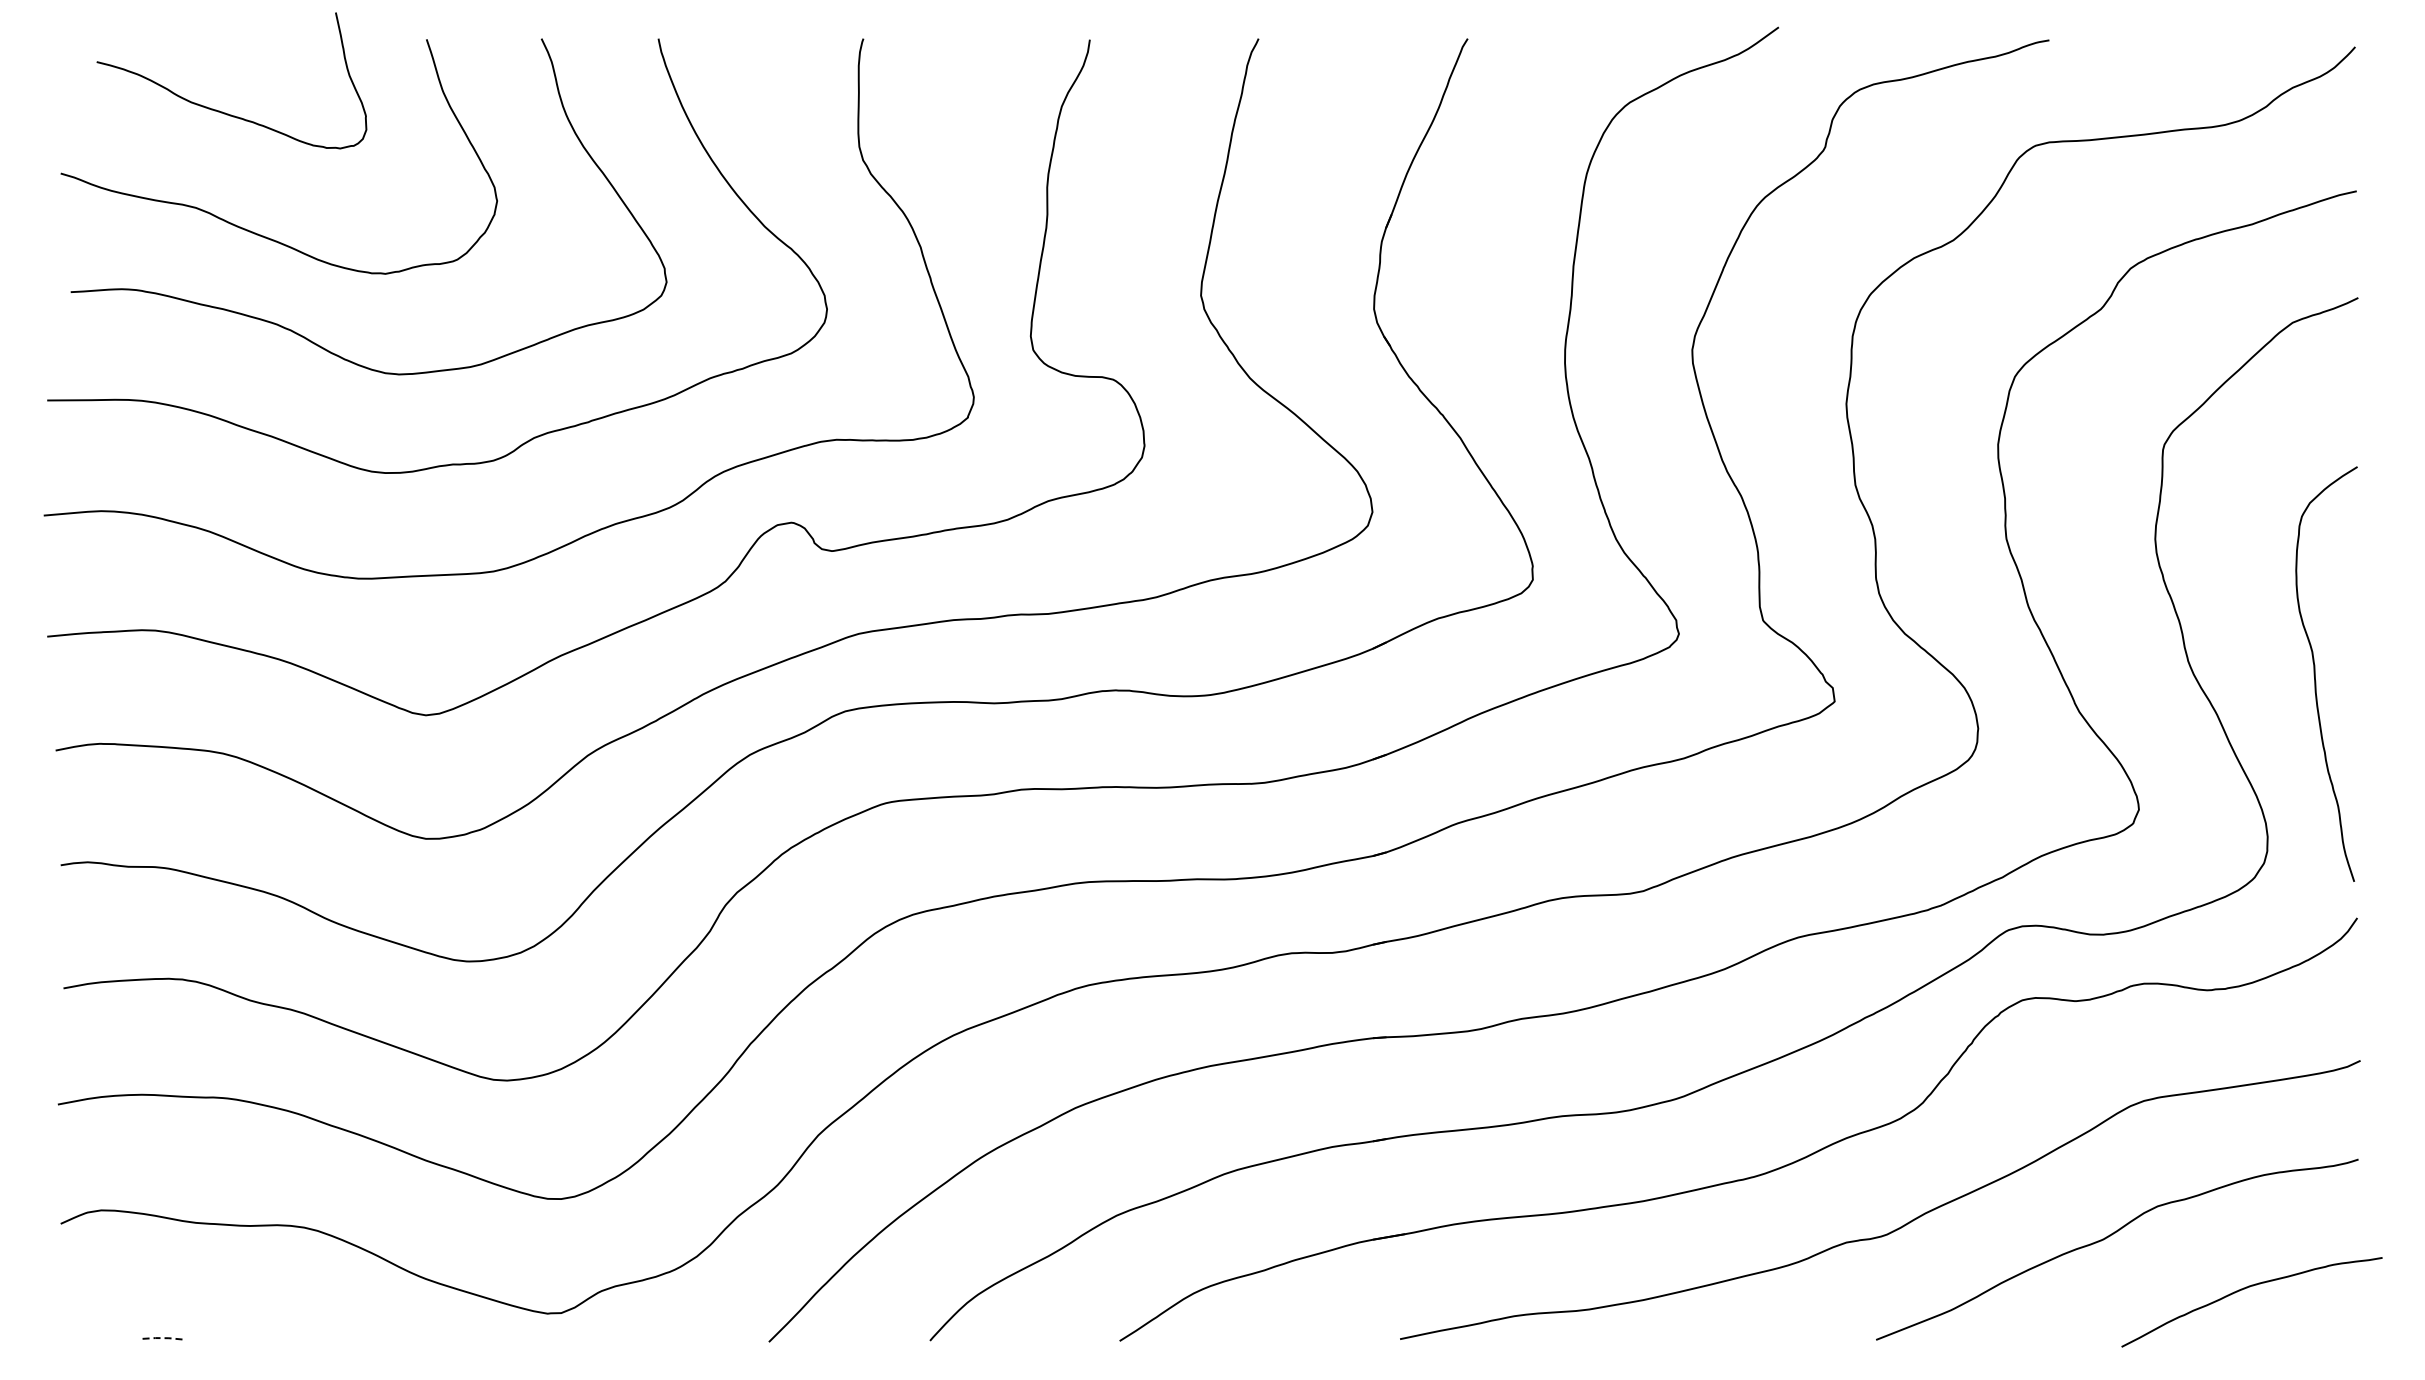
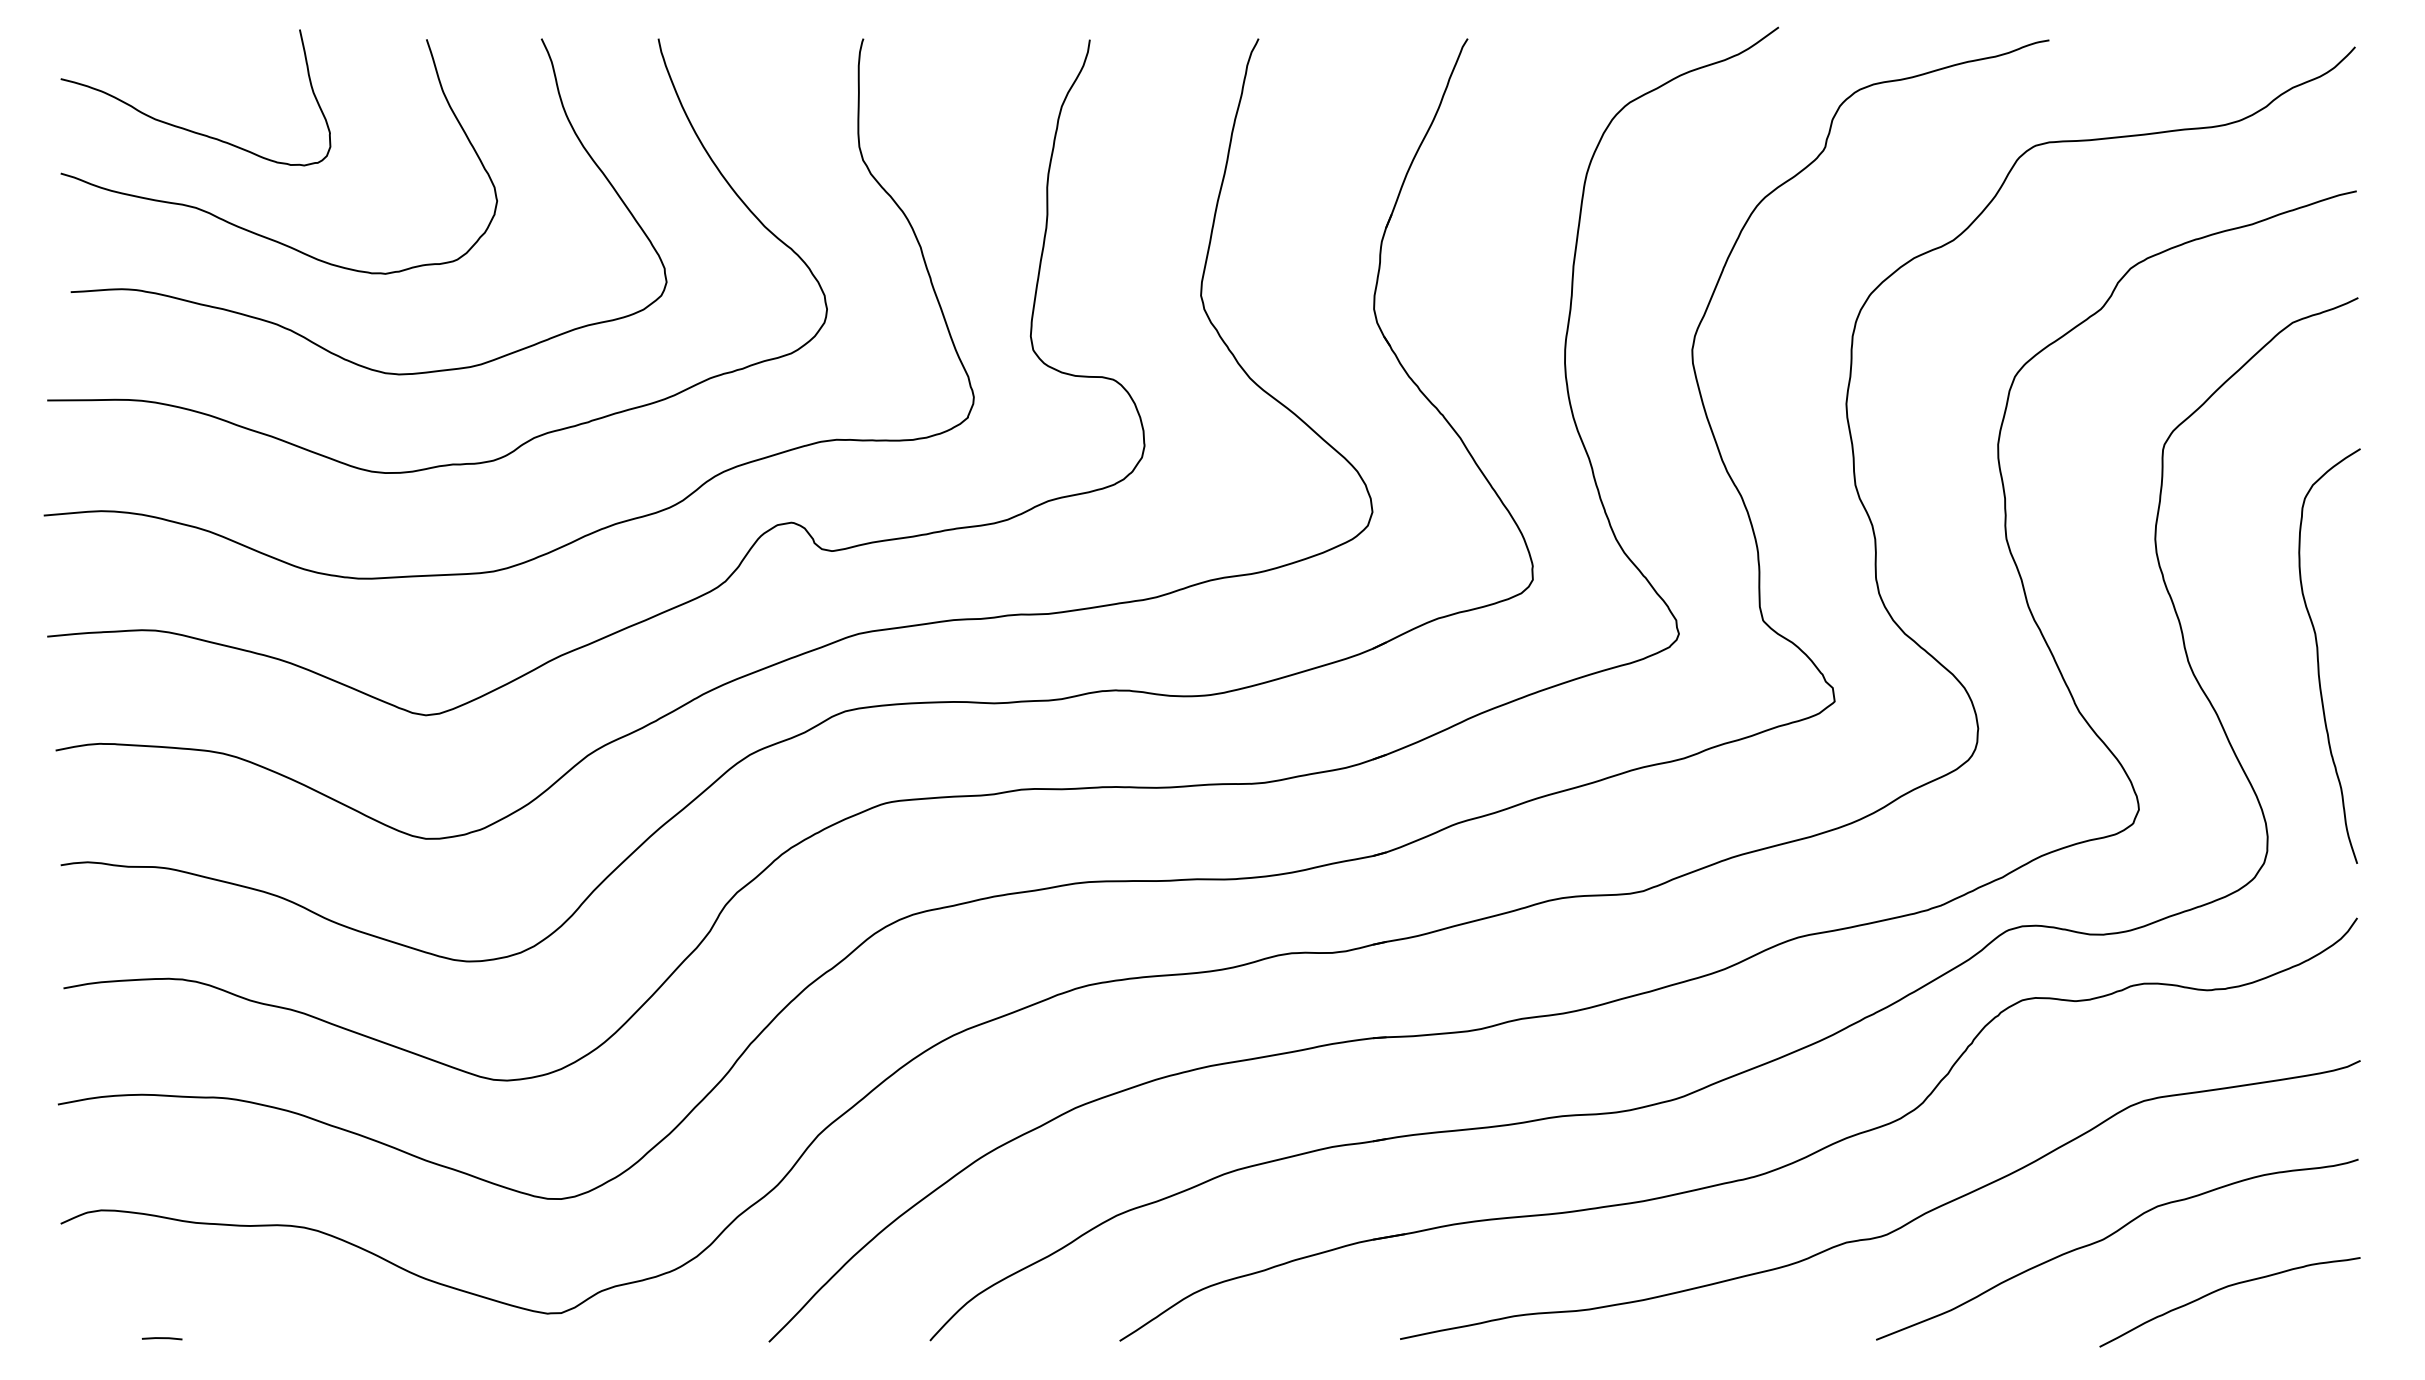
curve position: (222, 111) -> (186, 128) (186, 128)
curve position: (2315, 673) -> (2318, 655) (2318, 655)
curve position: (2247, 1288) -> (2225, 1288) (2225, 1288)
line: dashed -> solid (162, 1338)
